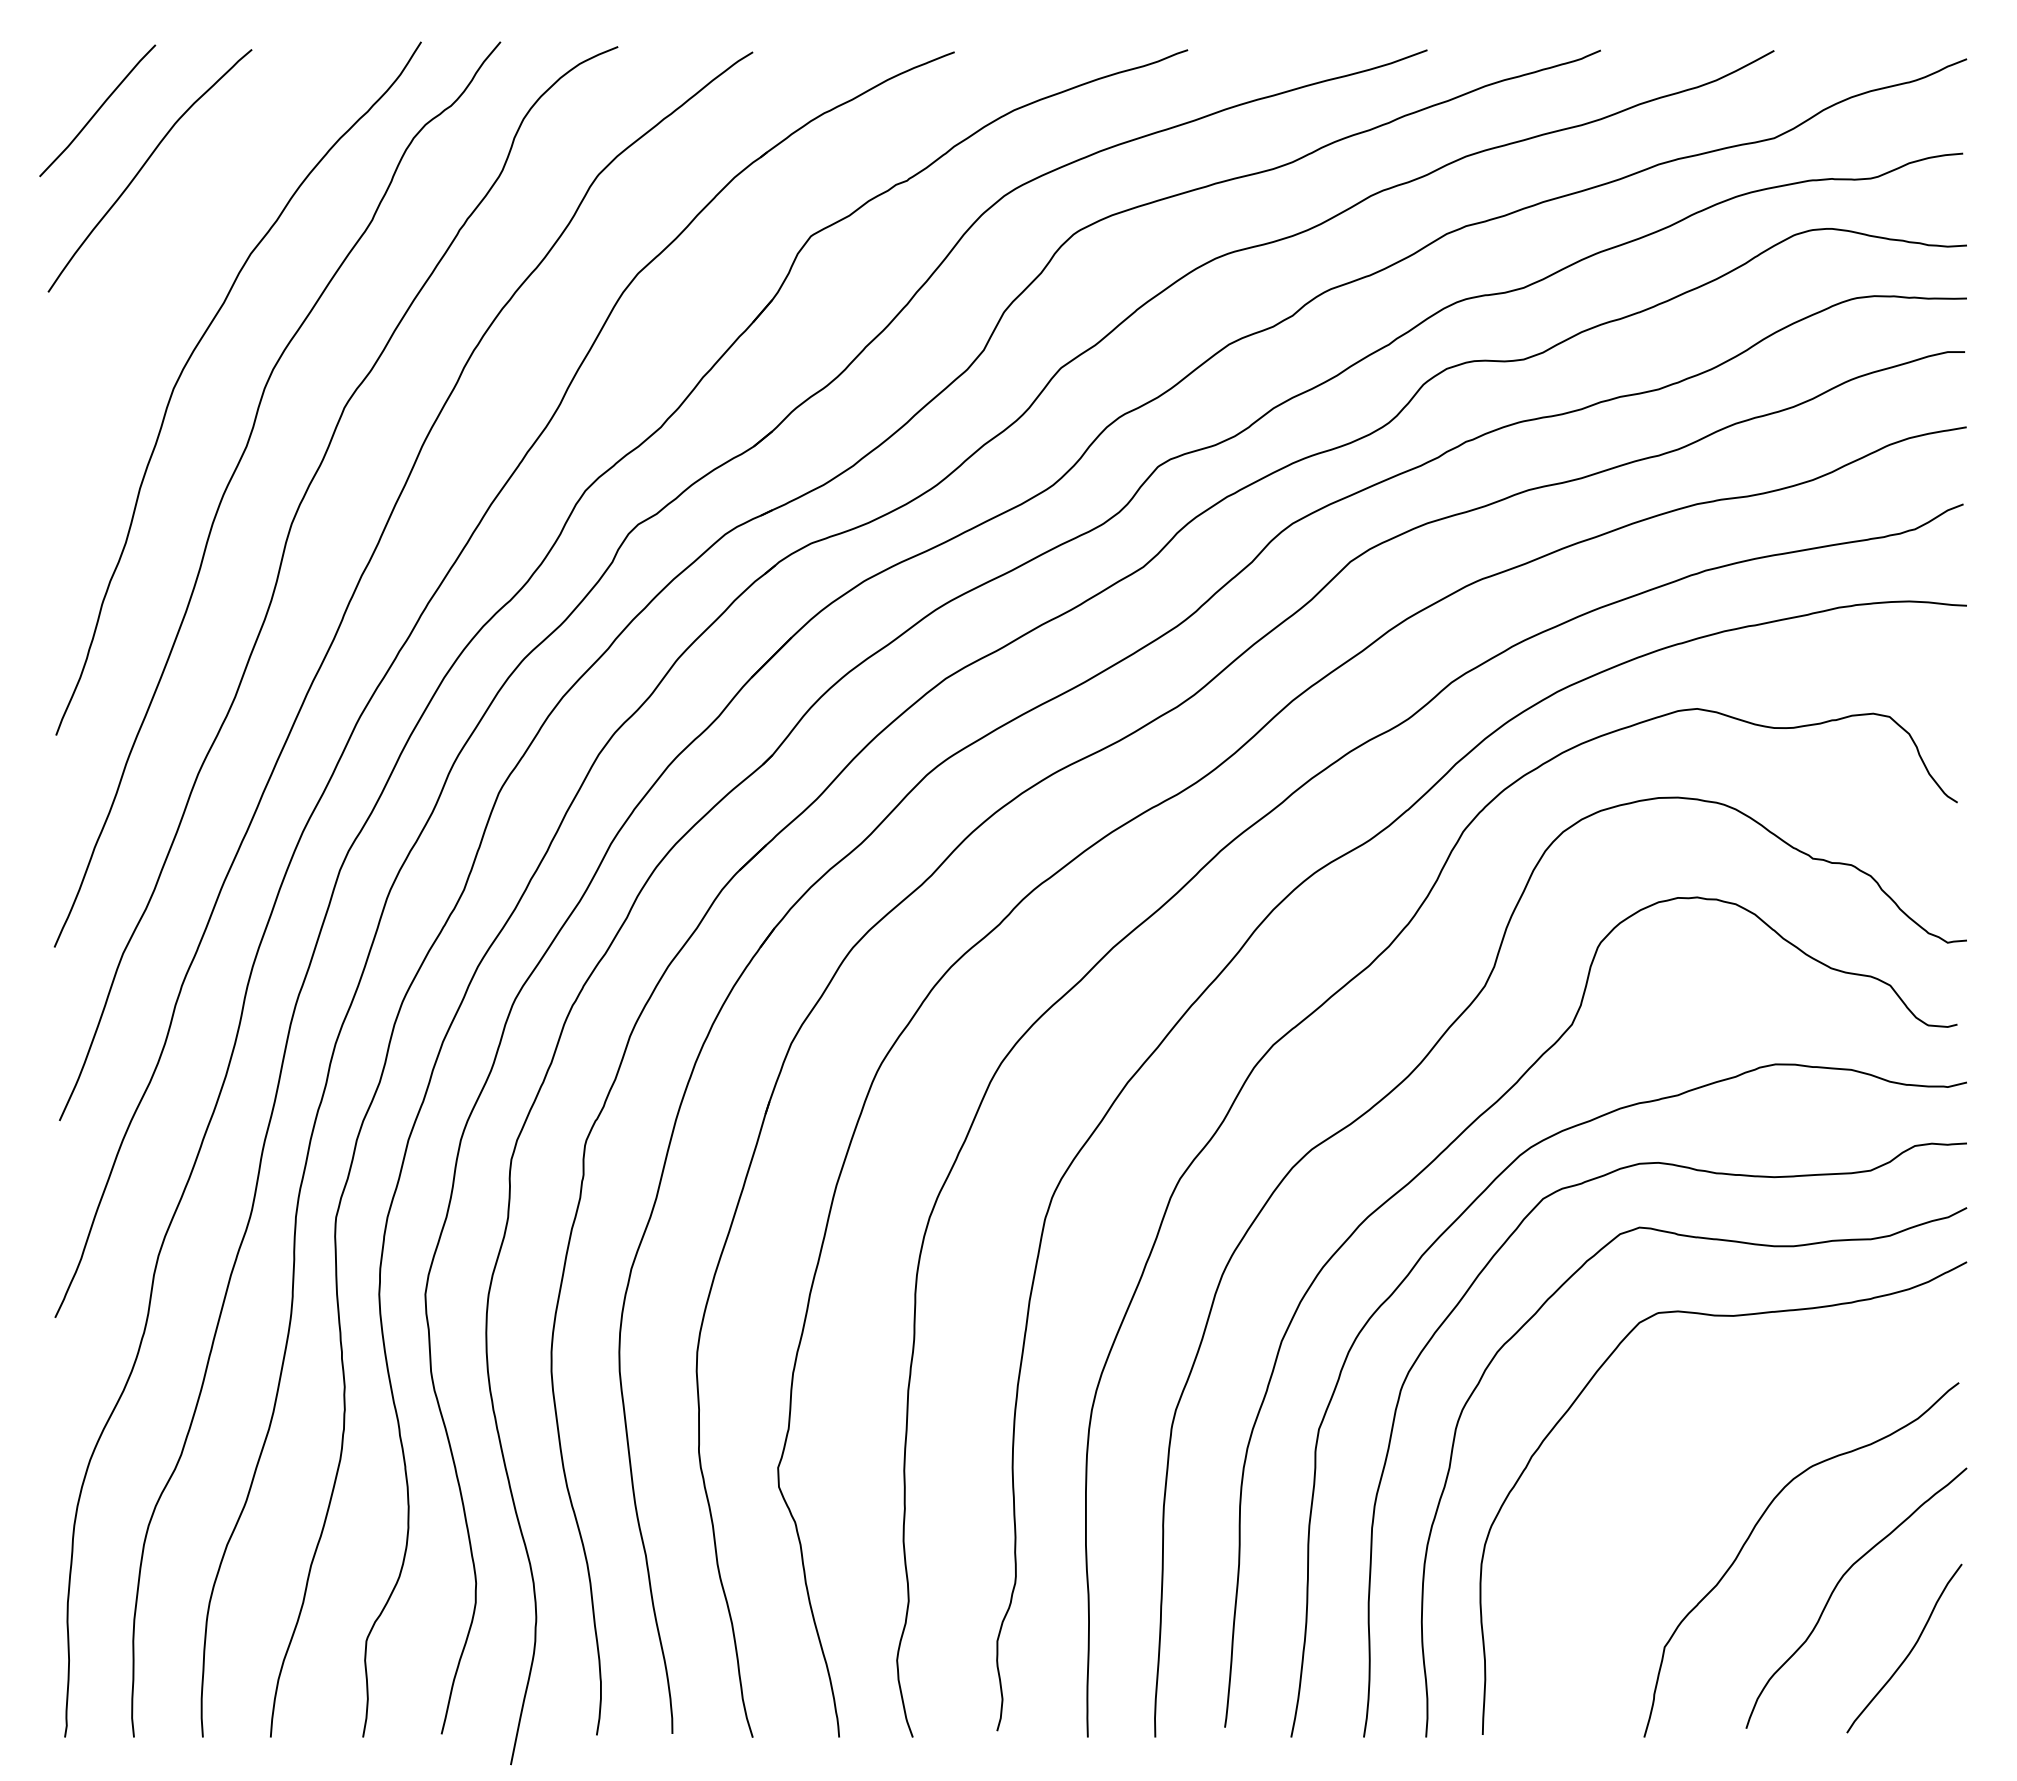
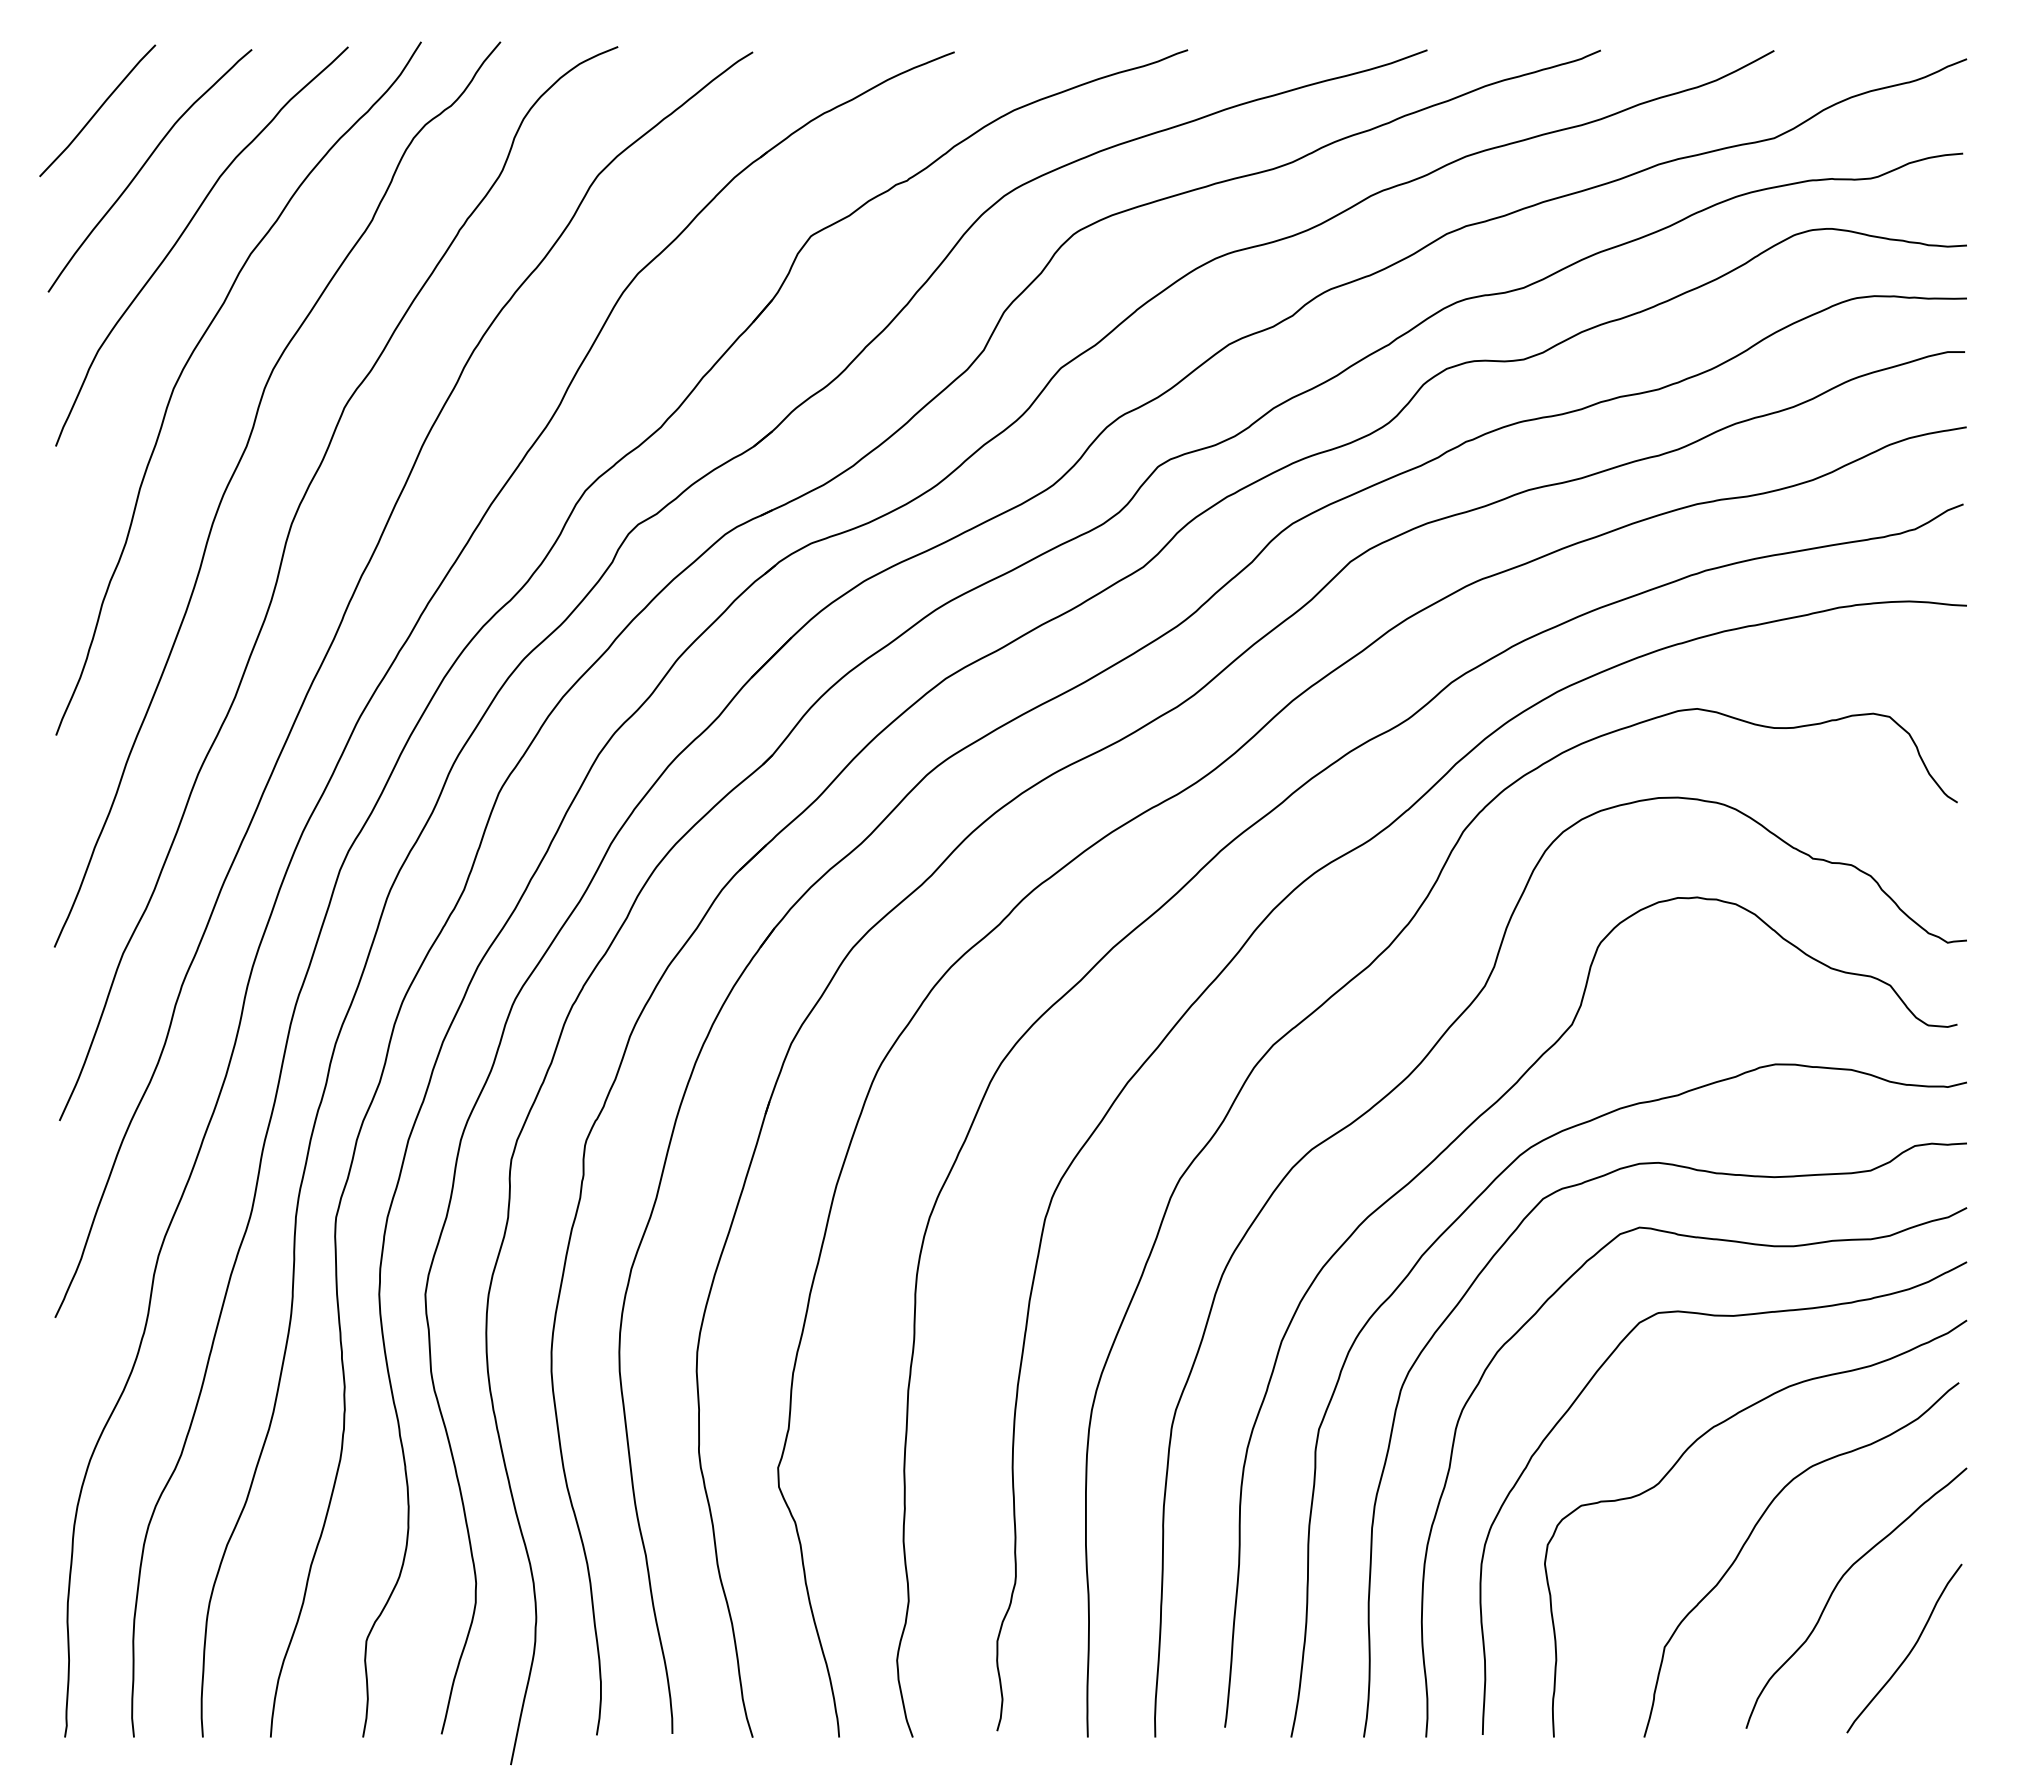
curve: none -> present (182, 235)
curve: none -> present (1676, 1464)
